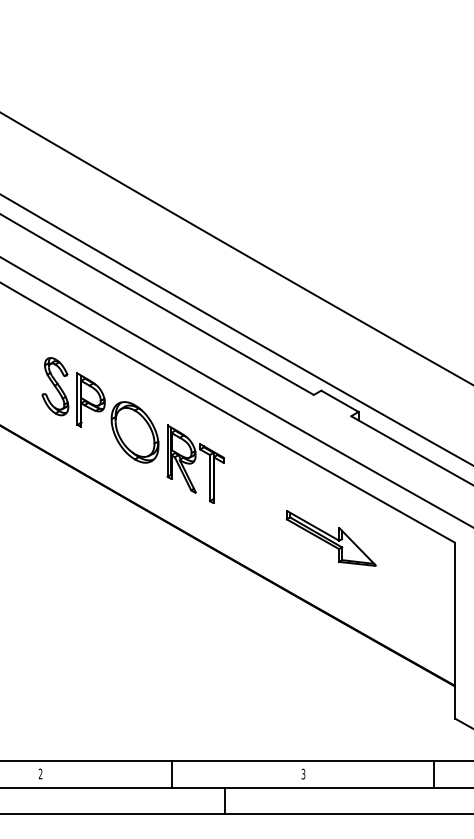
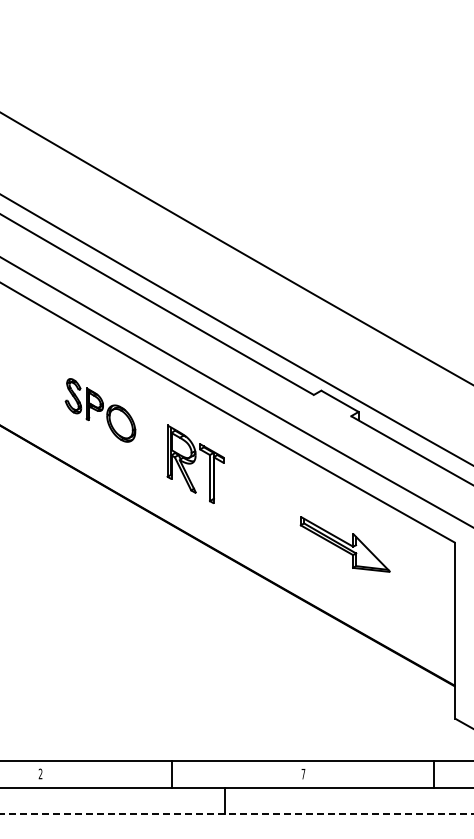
part size: 119x107 px -> 73x65 px (100, 410)
part position: (330, 538) -> (344, 544) (344, 544)
text: 3 -> 7 (303, 773)
line: solid -> dashed (237, 813)
